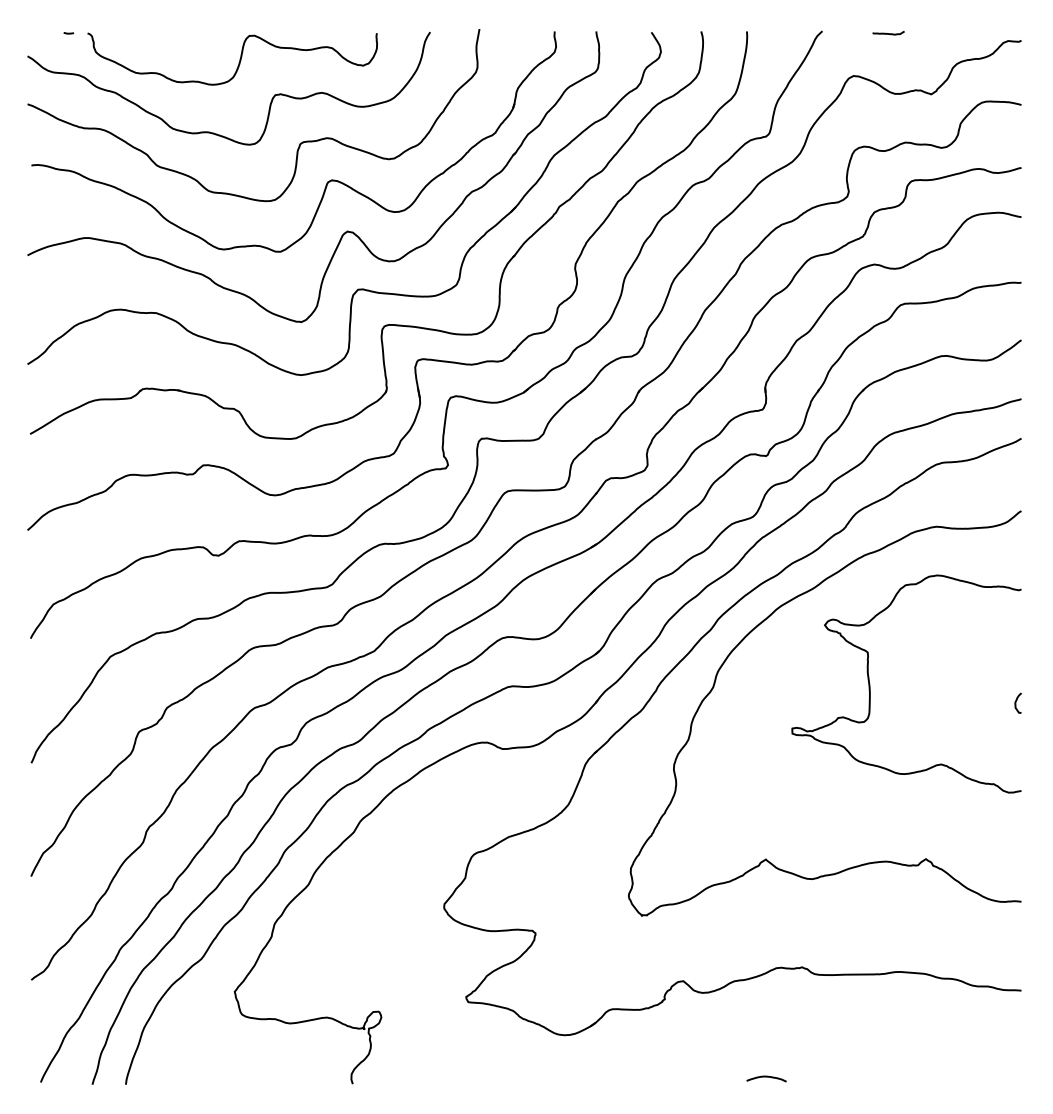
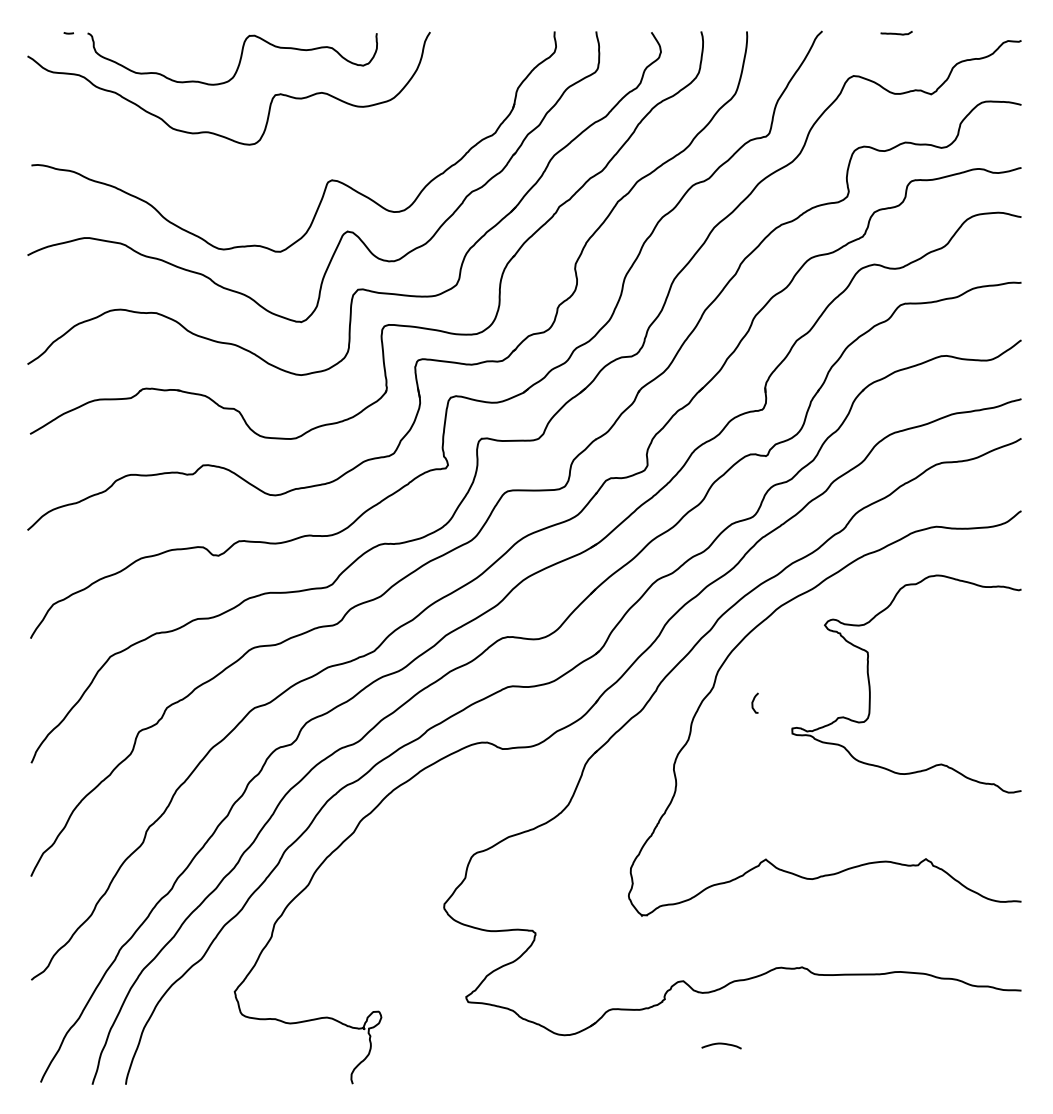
curve position: (888, 33) -> (896, 33) (896, 33)
curve: present -> none (299, 143)
curve position: (1016, 702) -> (753, 702) (753, 702)
curve position: (766, 1077) -> (721, 1044) (721, 1044)
